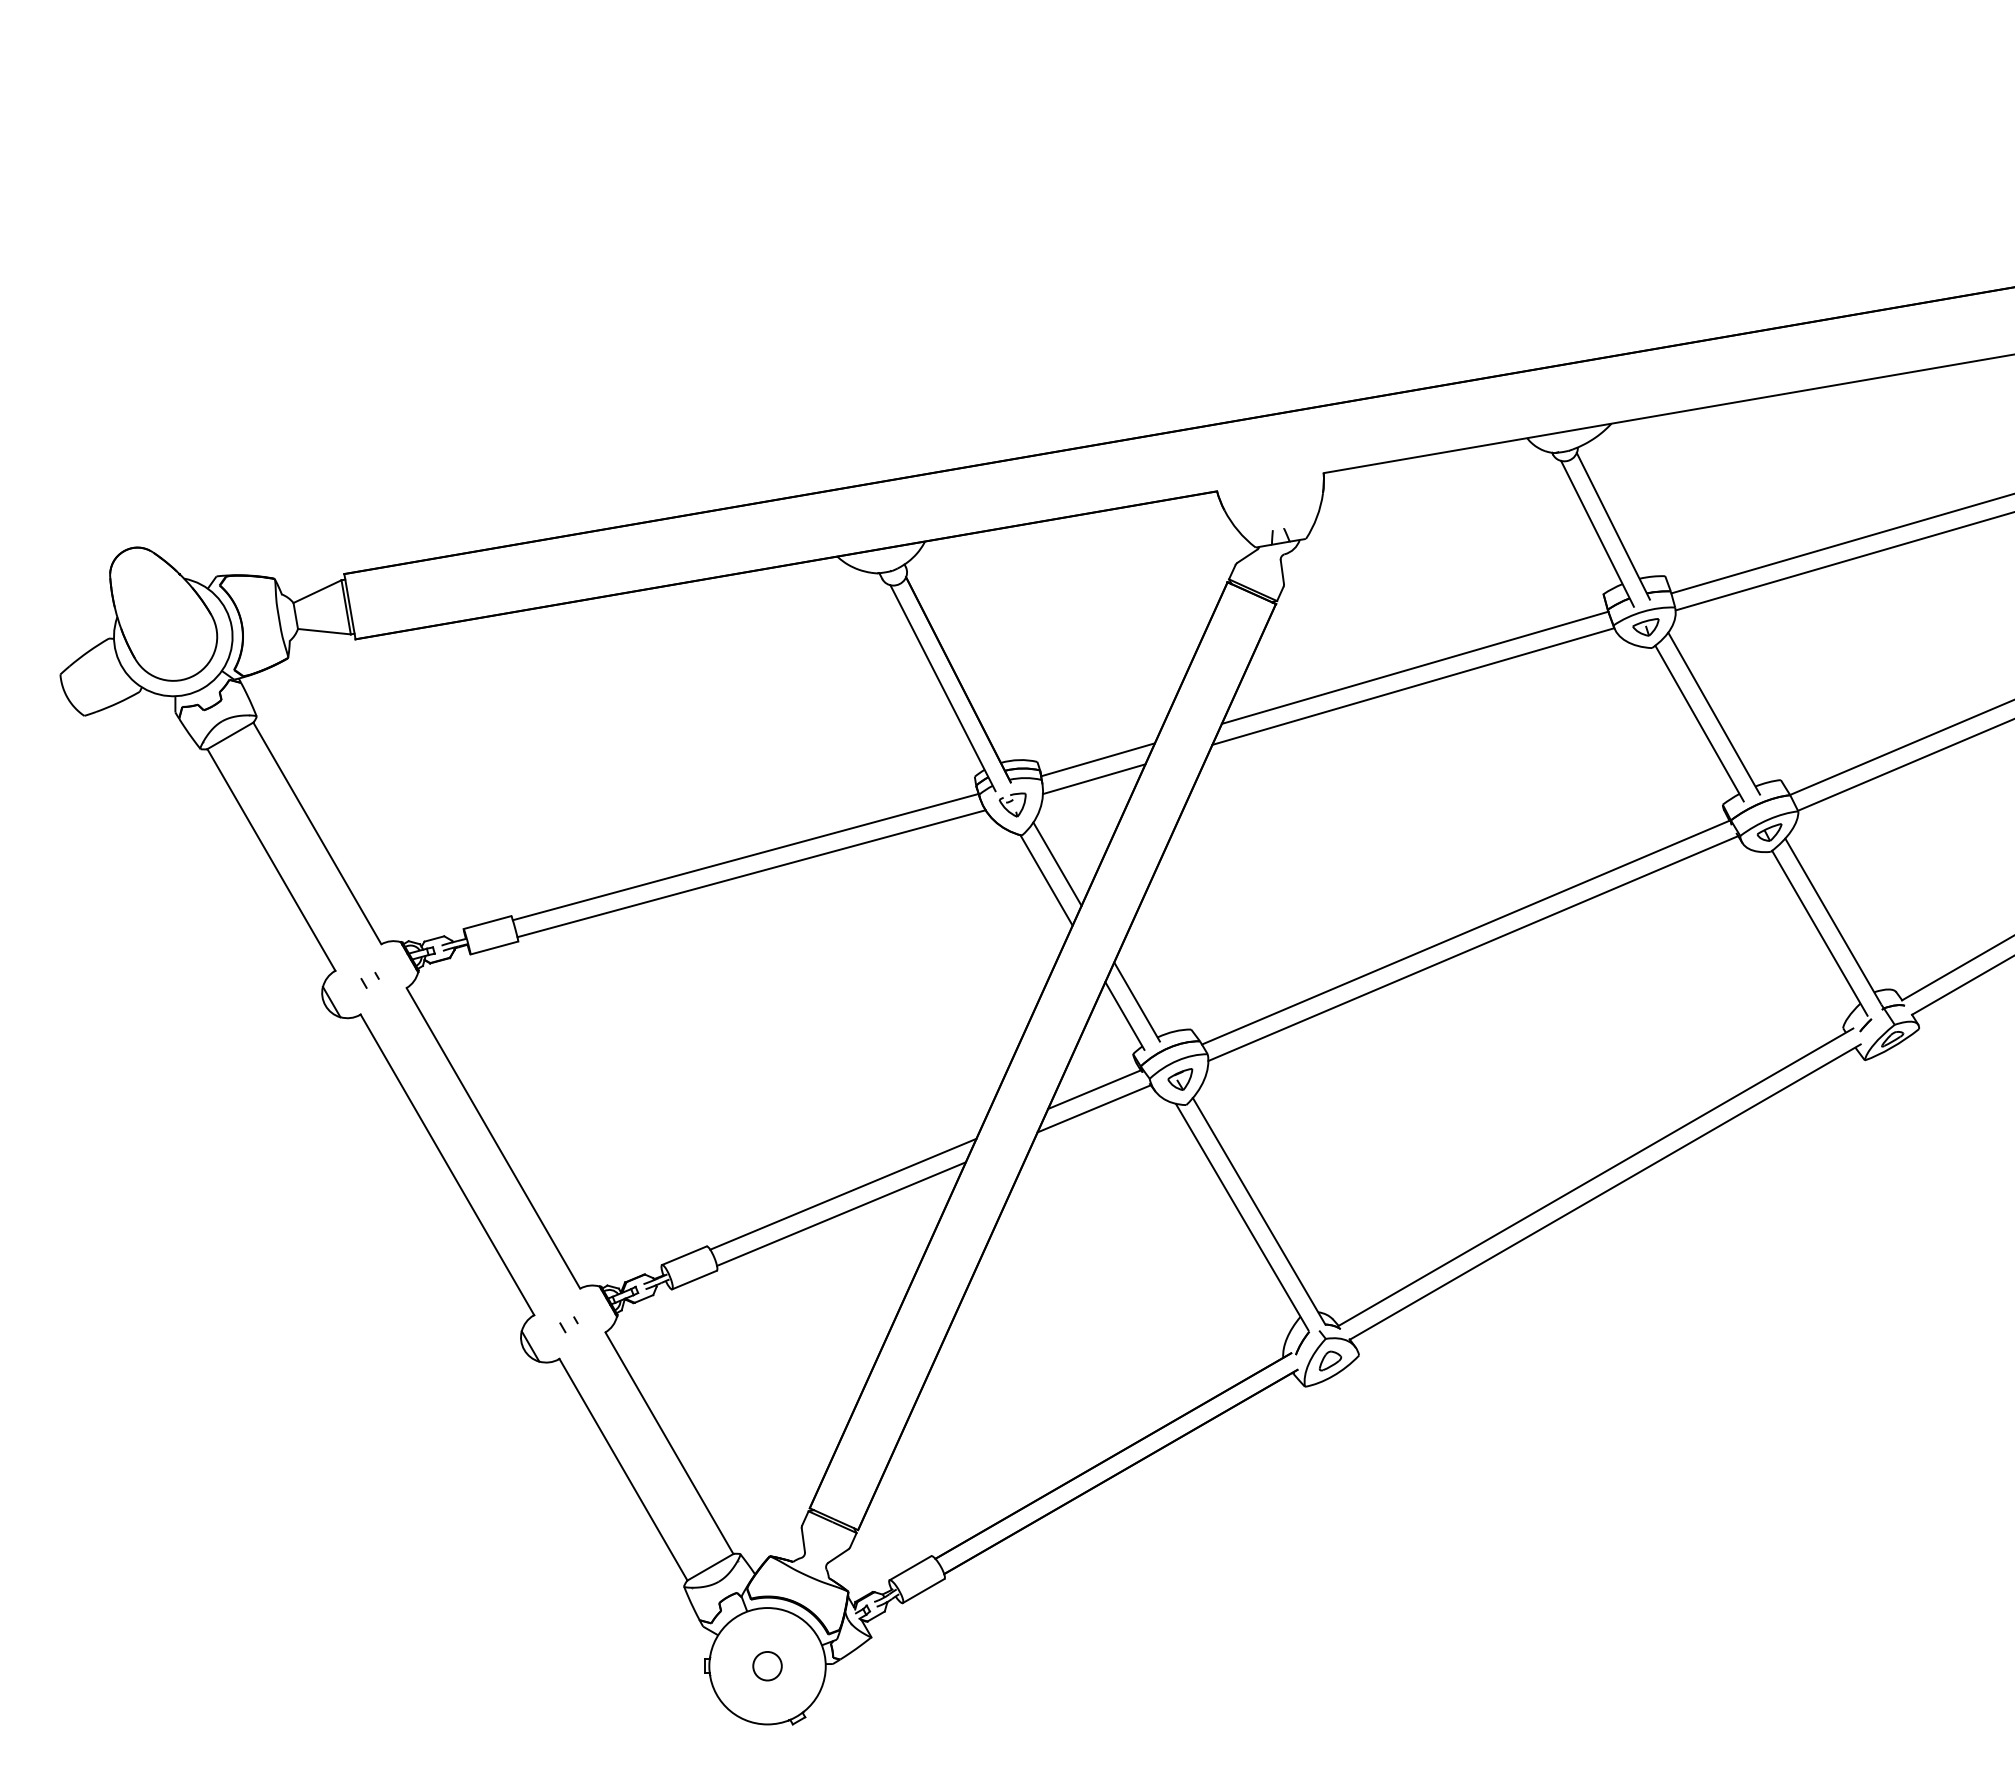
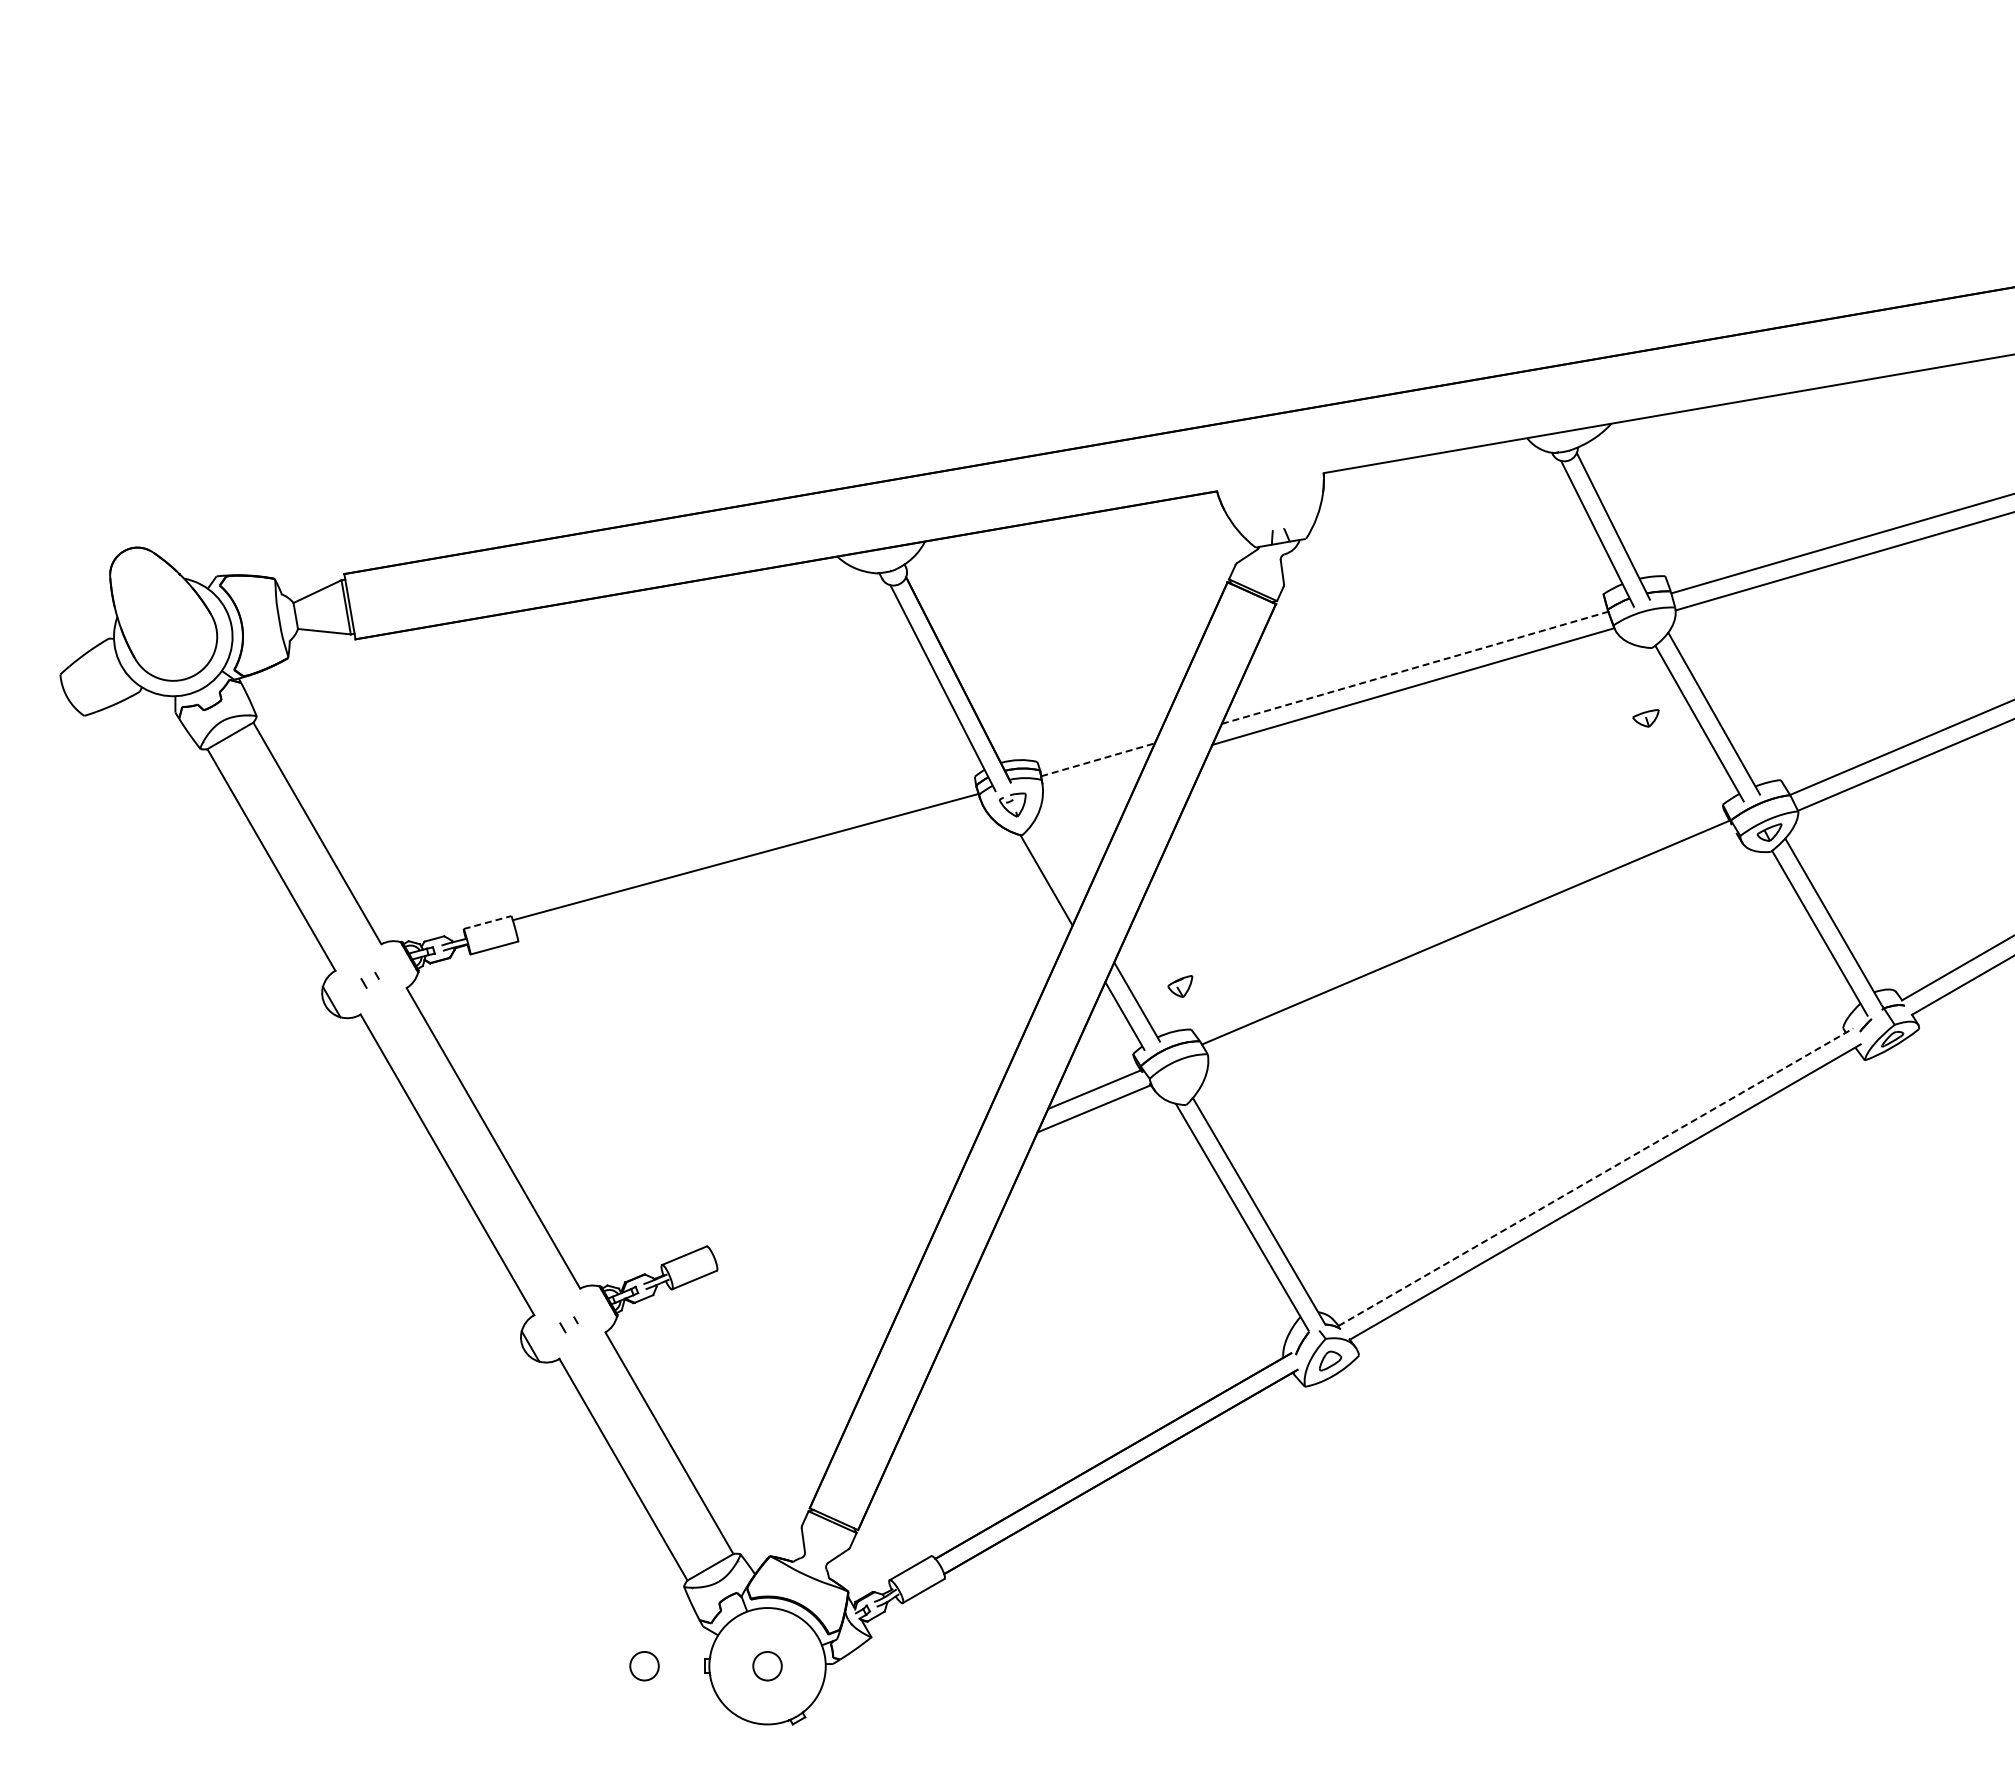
part position: (1645, 627) -> (1645, 718) (1645, 718)
line: solid -> dashed (1415, 667)
line: solid -> dashed (1098, 759)
line: present -> none (1093, 779)
line: present -> none (1057, 863)
line: present -> none (751, 873)
line: solid -> dashed (487, 922)
line: present -> none (1473, 948)
part position: (1180, 1079) -> (1180, 986) (1180, 986)
line: solid -> dashed (1596, 1176)
line: present -> none (843, 1193)
line: present -> none (841, 1213)
circle: none -> present (644, 1666)
